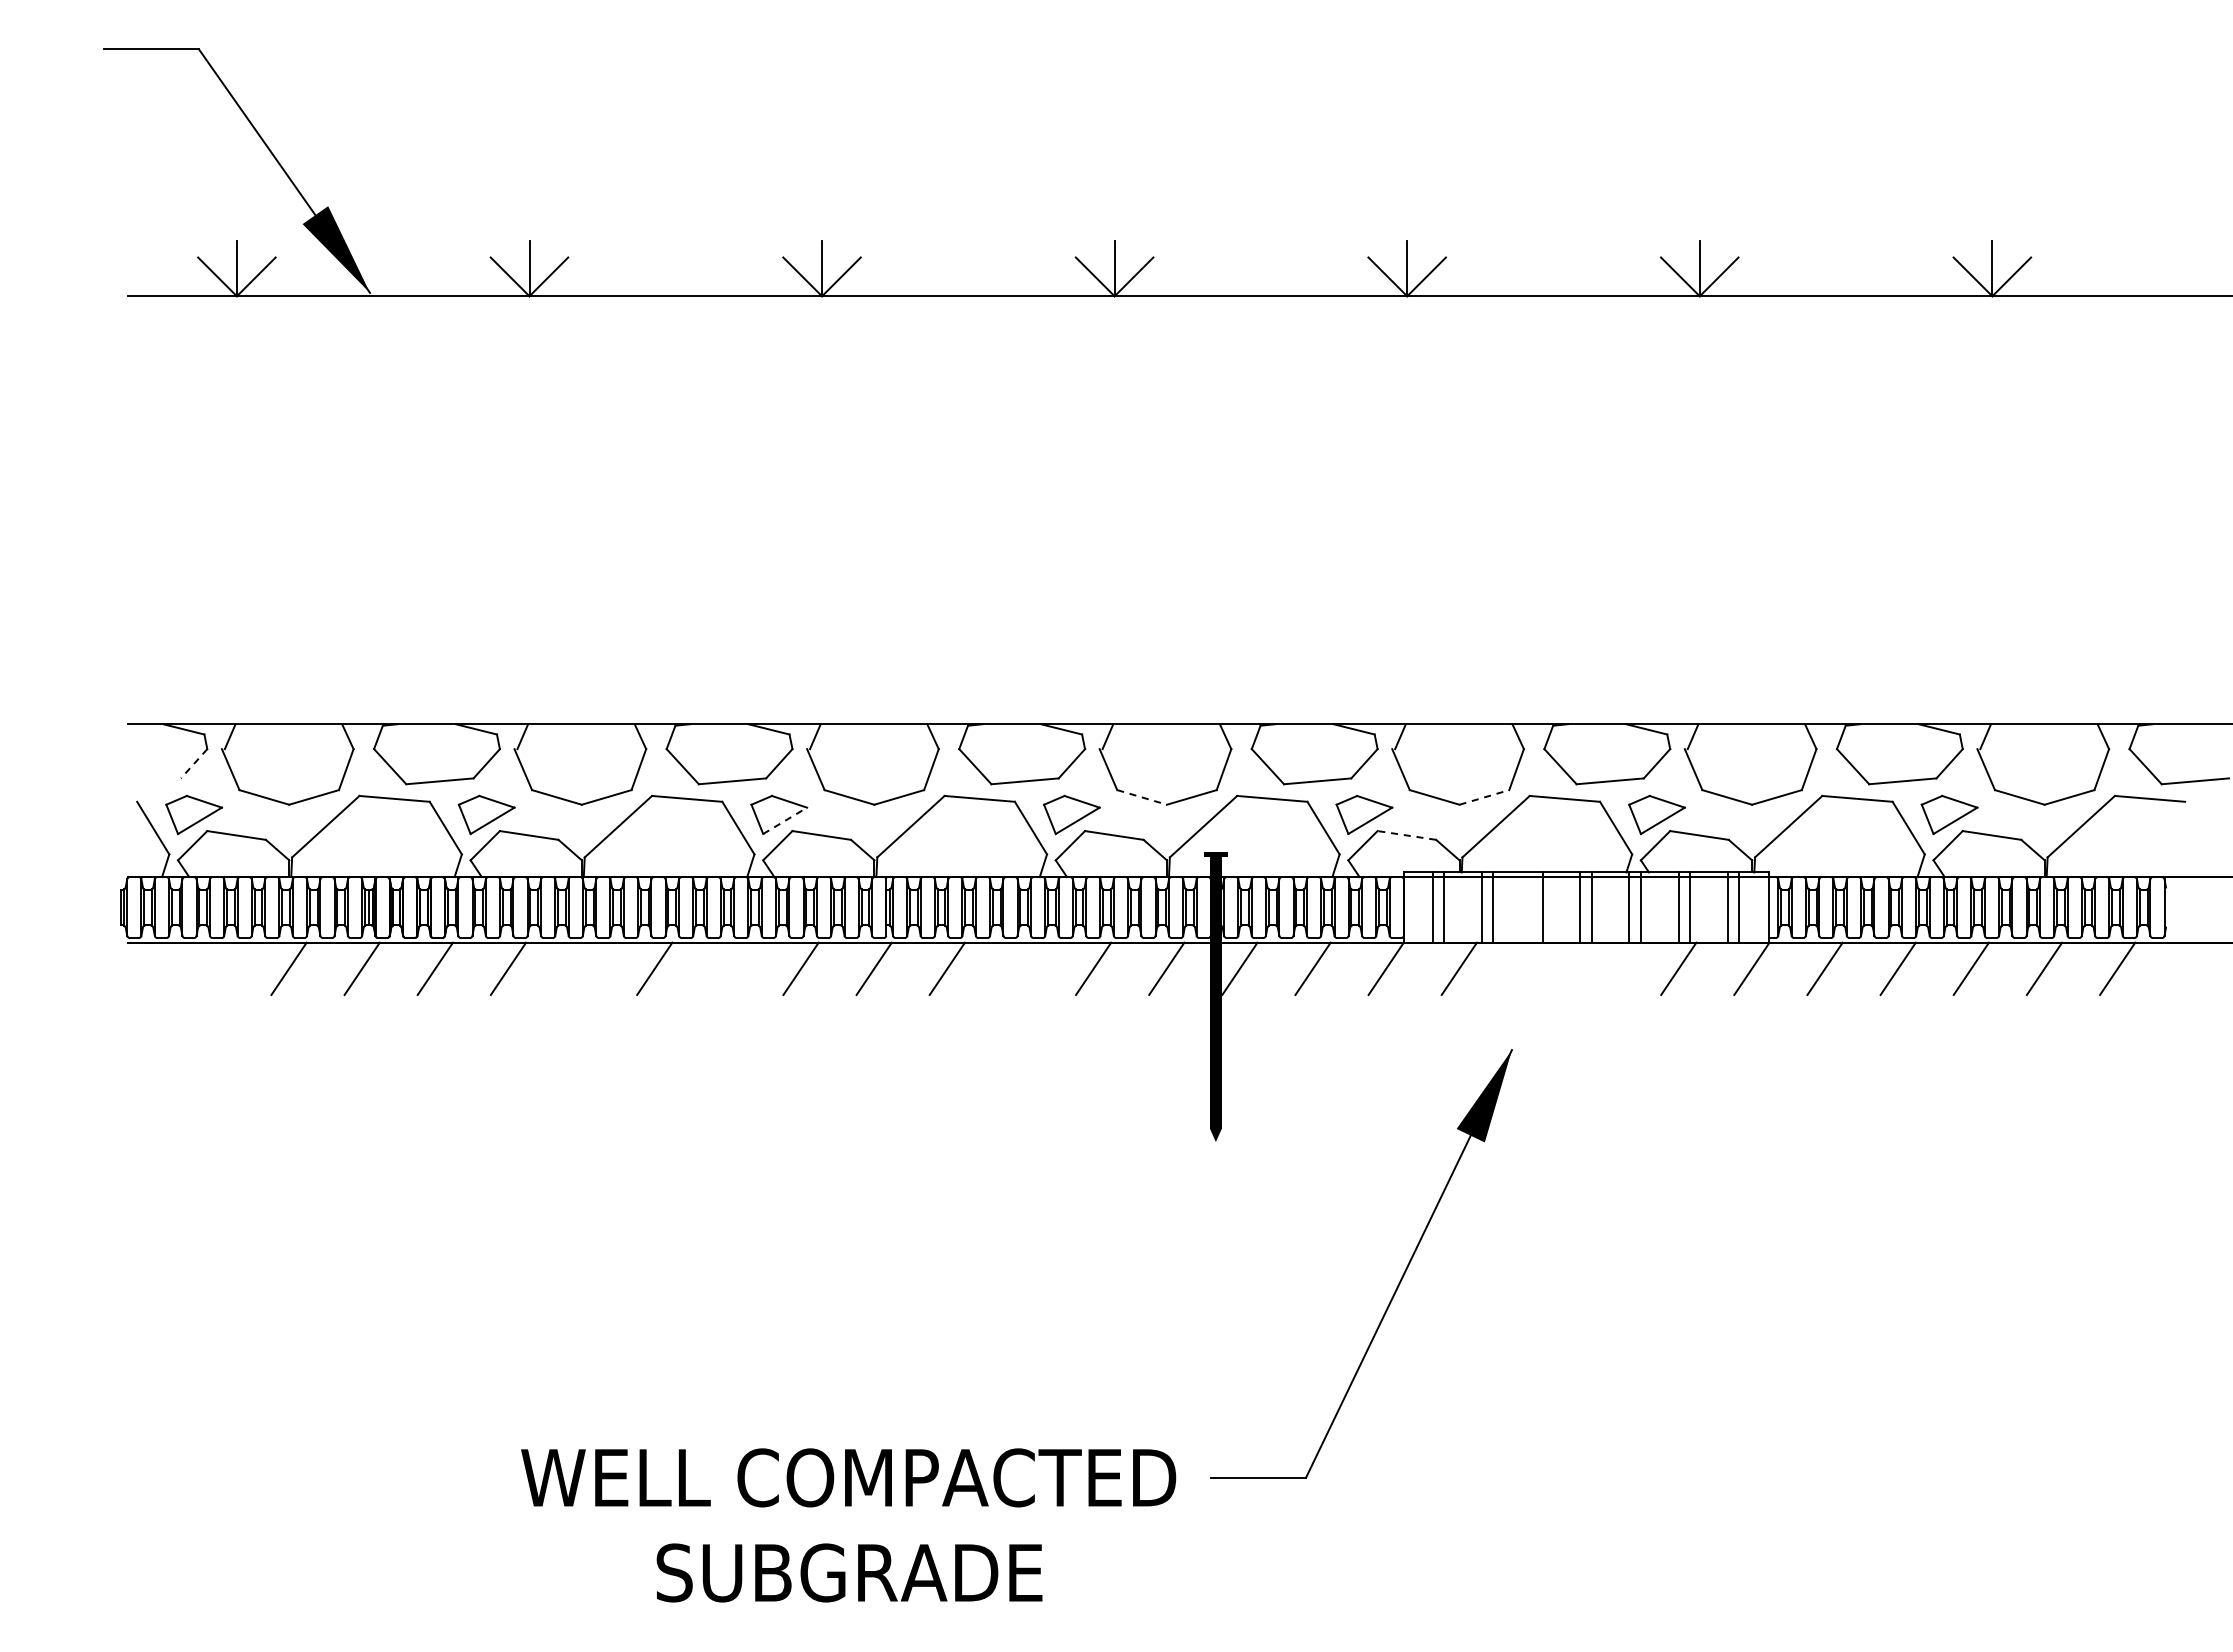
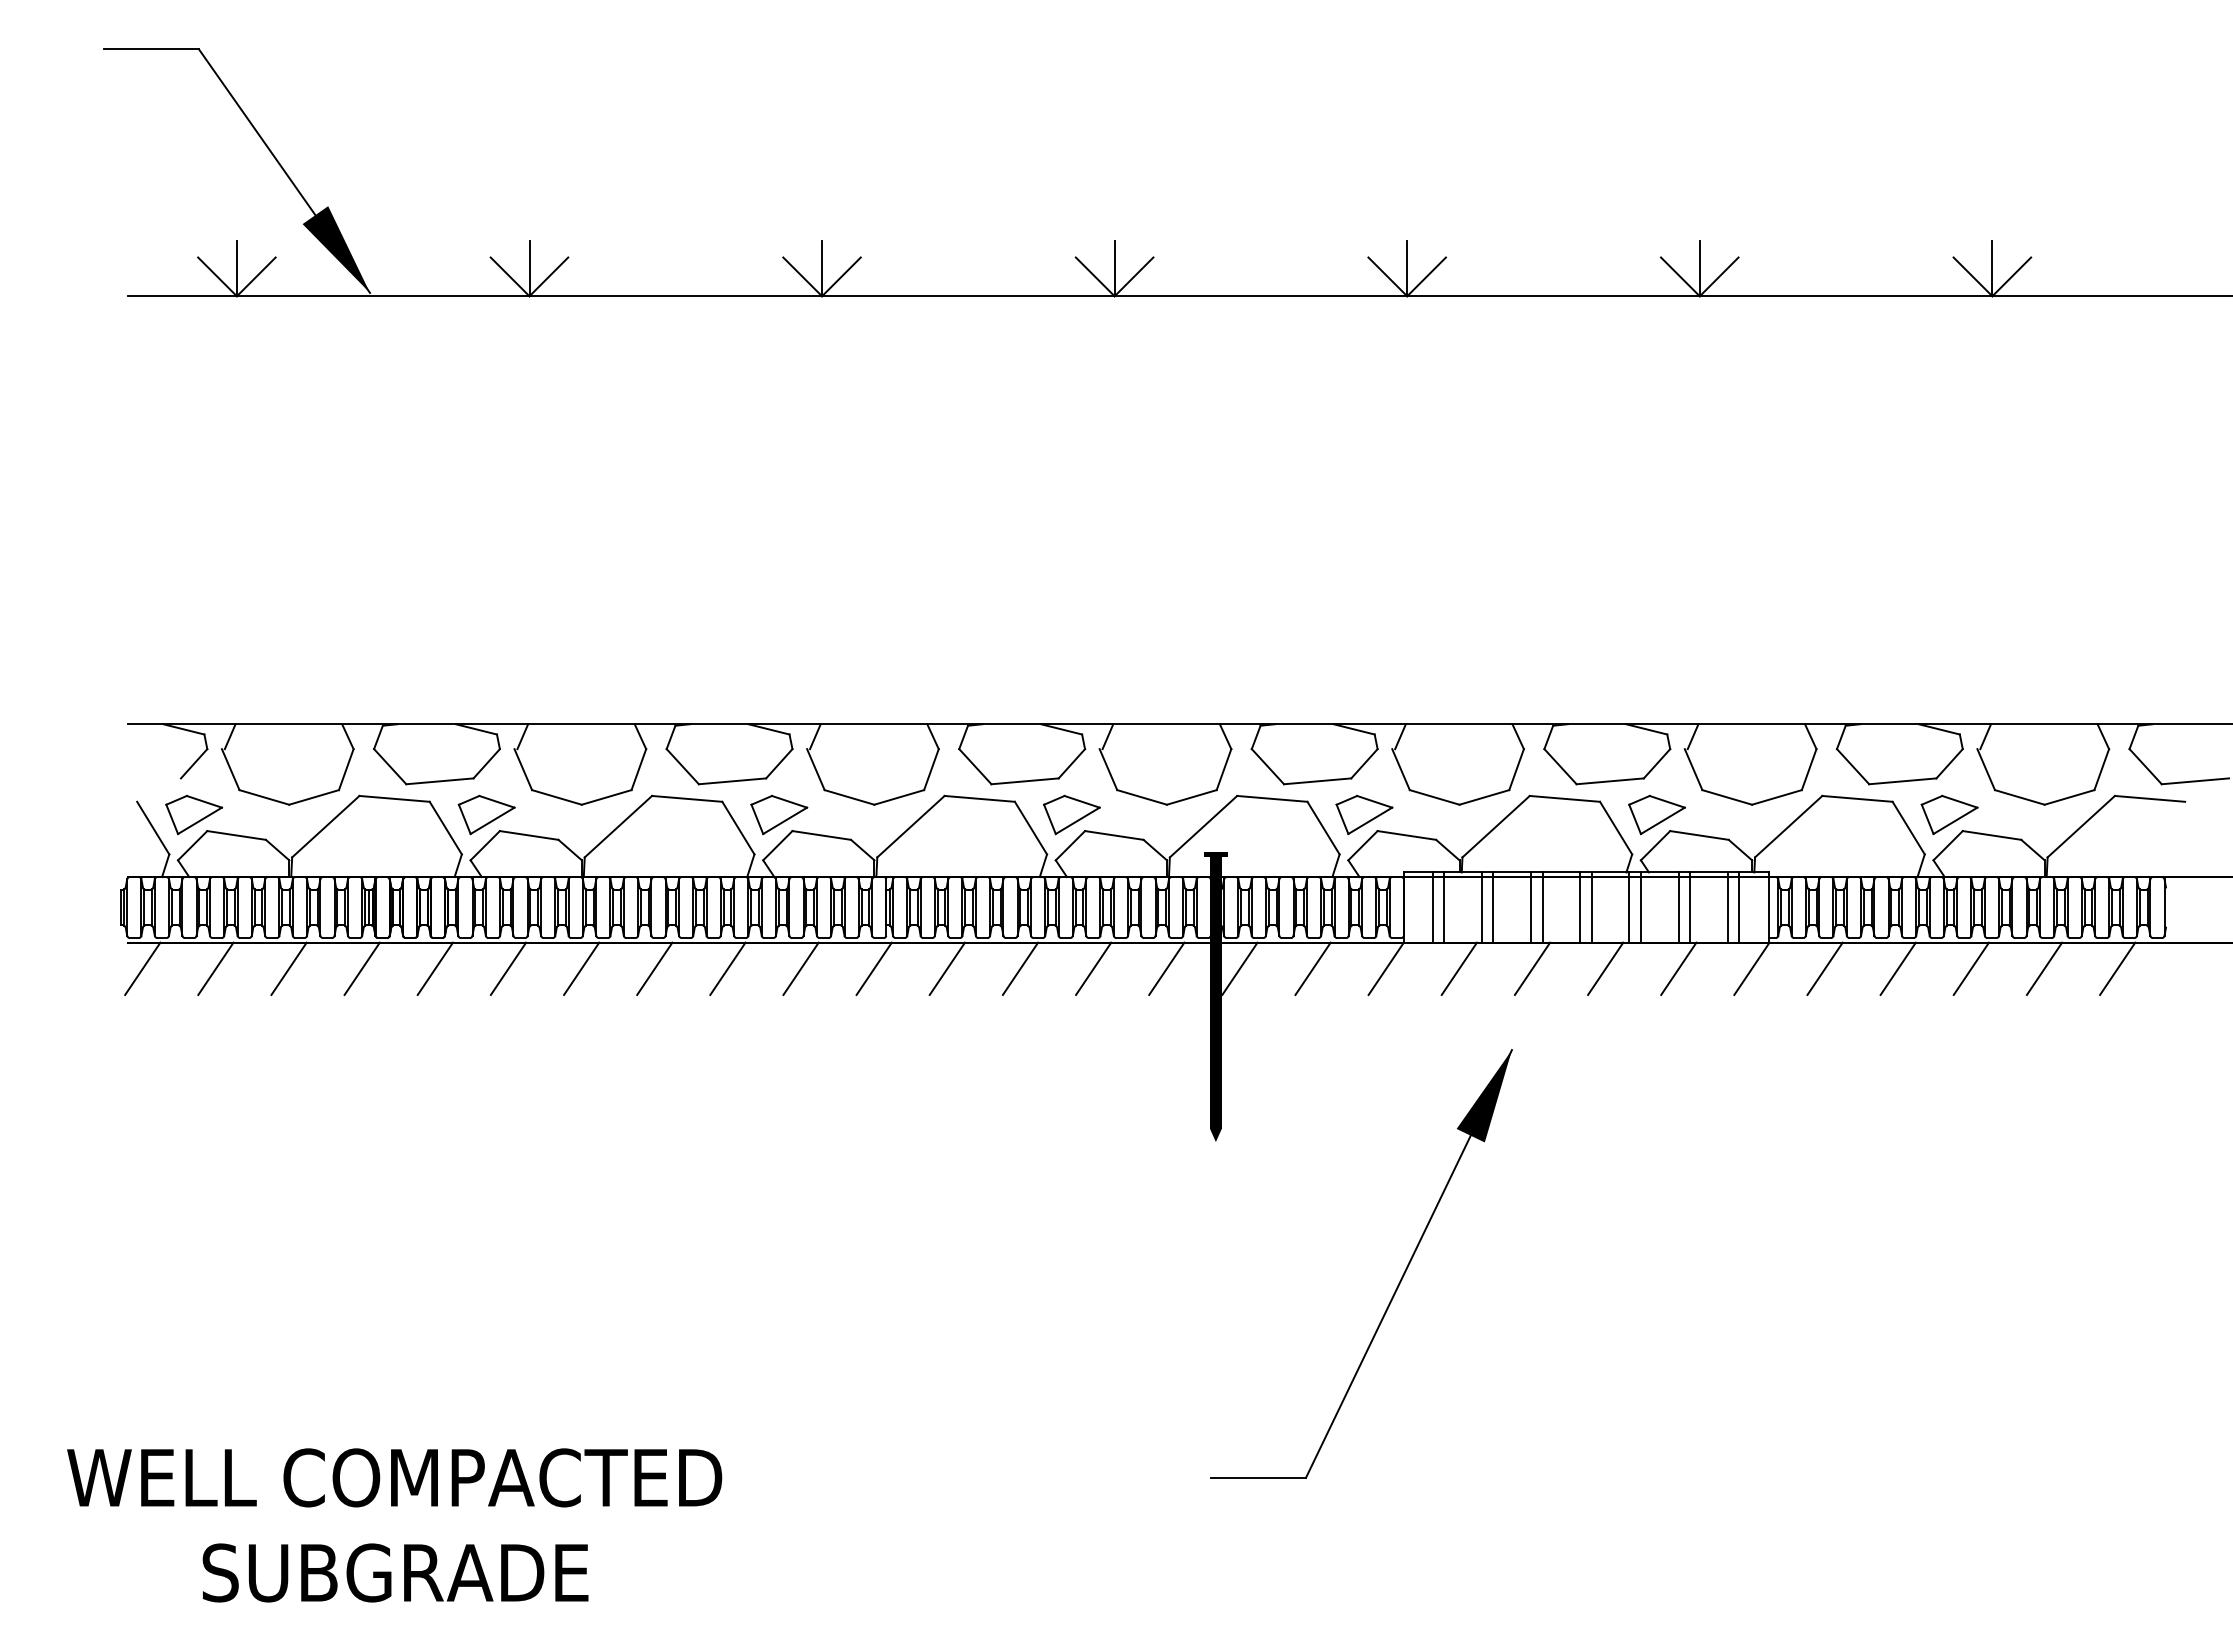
line: dashed -> solid (194, 763)
line: dashed -> solid (1142, 797)
line: dashed -> solid (1484, 797)
line: dashed -> solid (785, 820)
line: dashed -> solid (1406, 835)
line: none -> present (1531, 907)
line: none -> present (142, 968)
line: none -> present (215, 968)
line: none -> present (581, 968)
line: none -> present (727, 968)
line: none -> present (1020, 968)
line: none -> present (1532, 968)
line: none -> present (1605, 968)
text position: (848, 1525) -> (394, 1525) (394, 1525)
